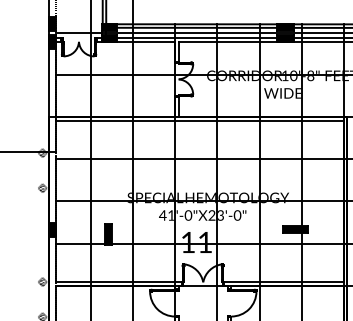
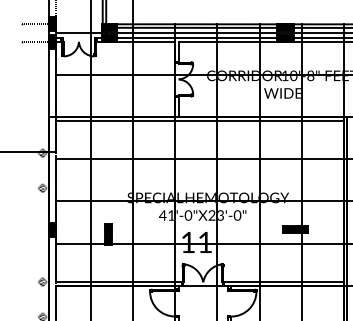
line: none -> present (35, 24)
line: none -> present (35, 42)
